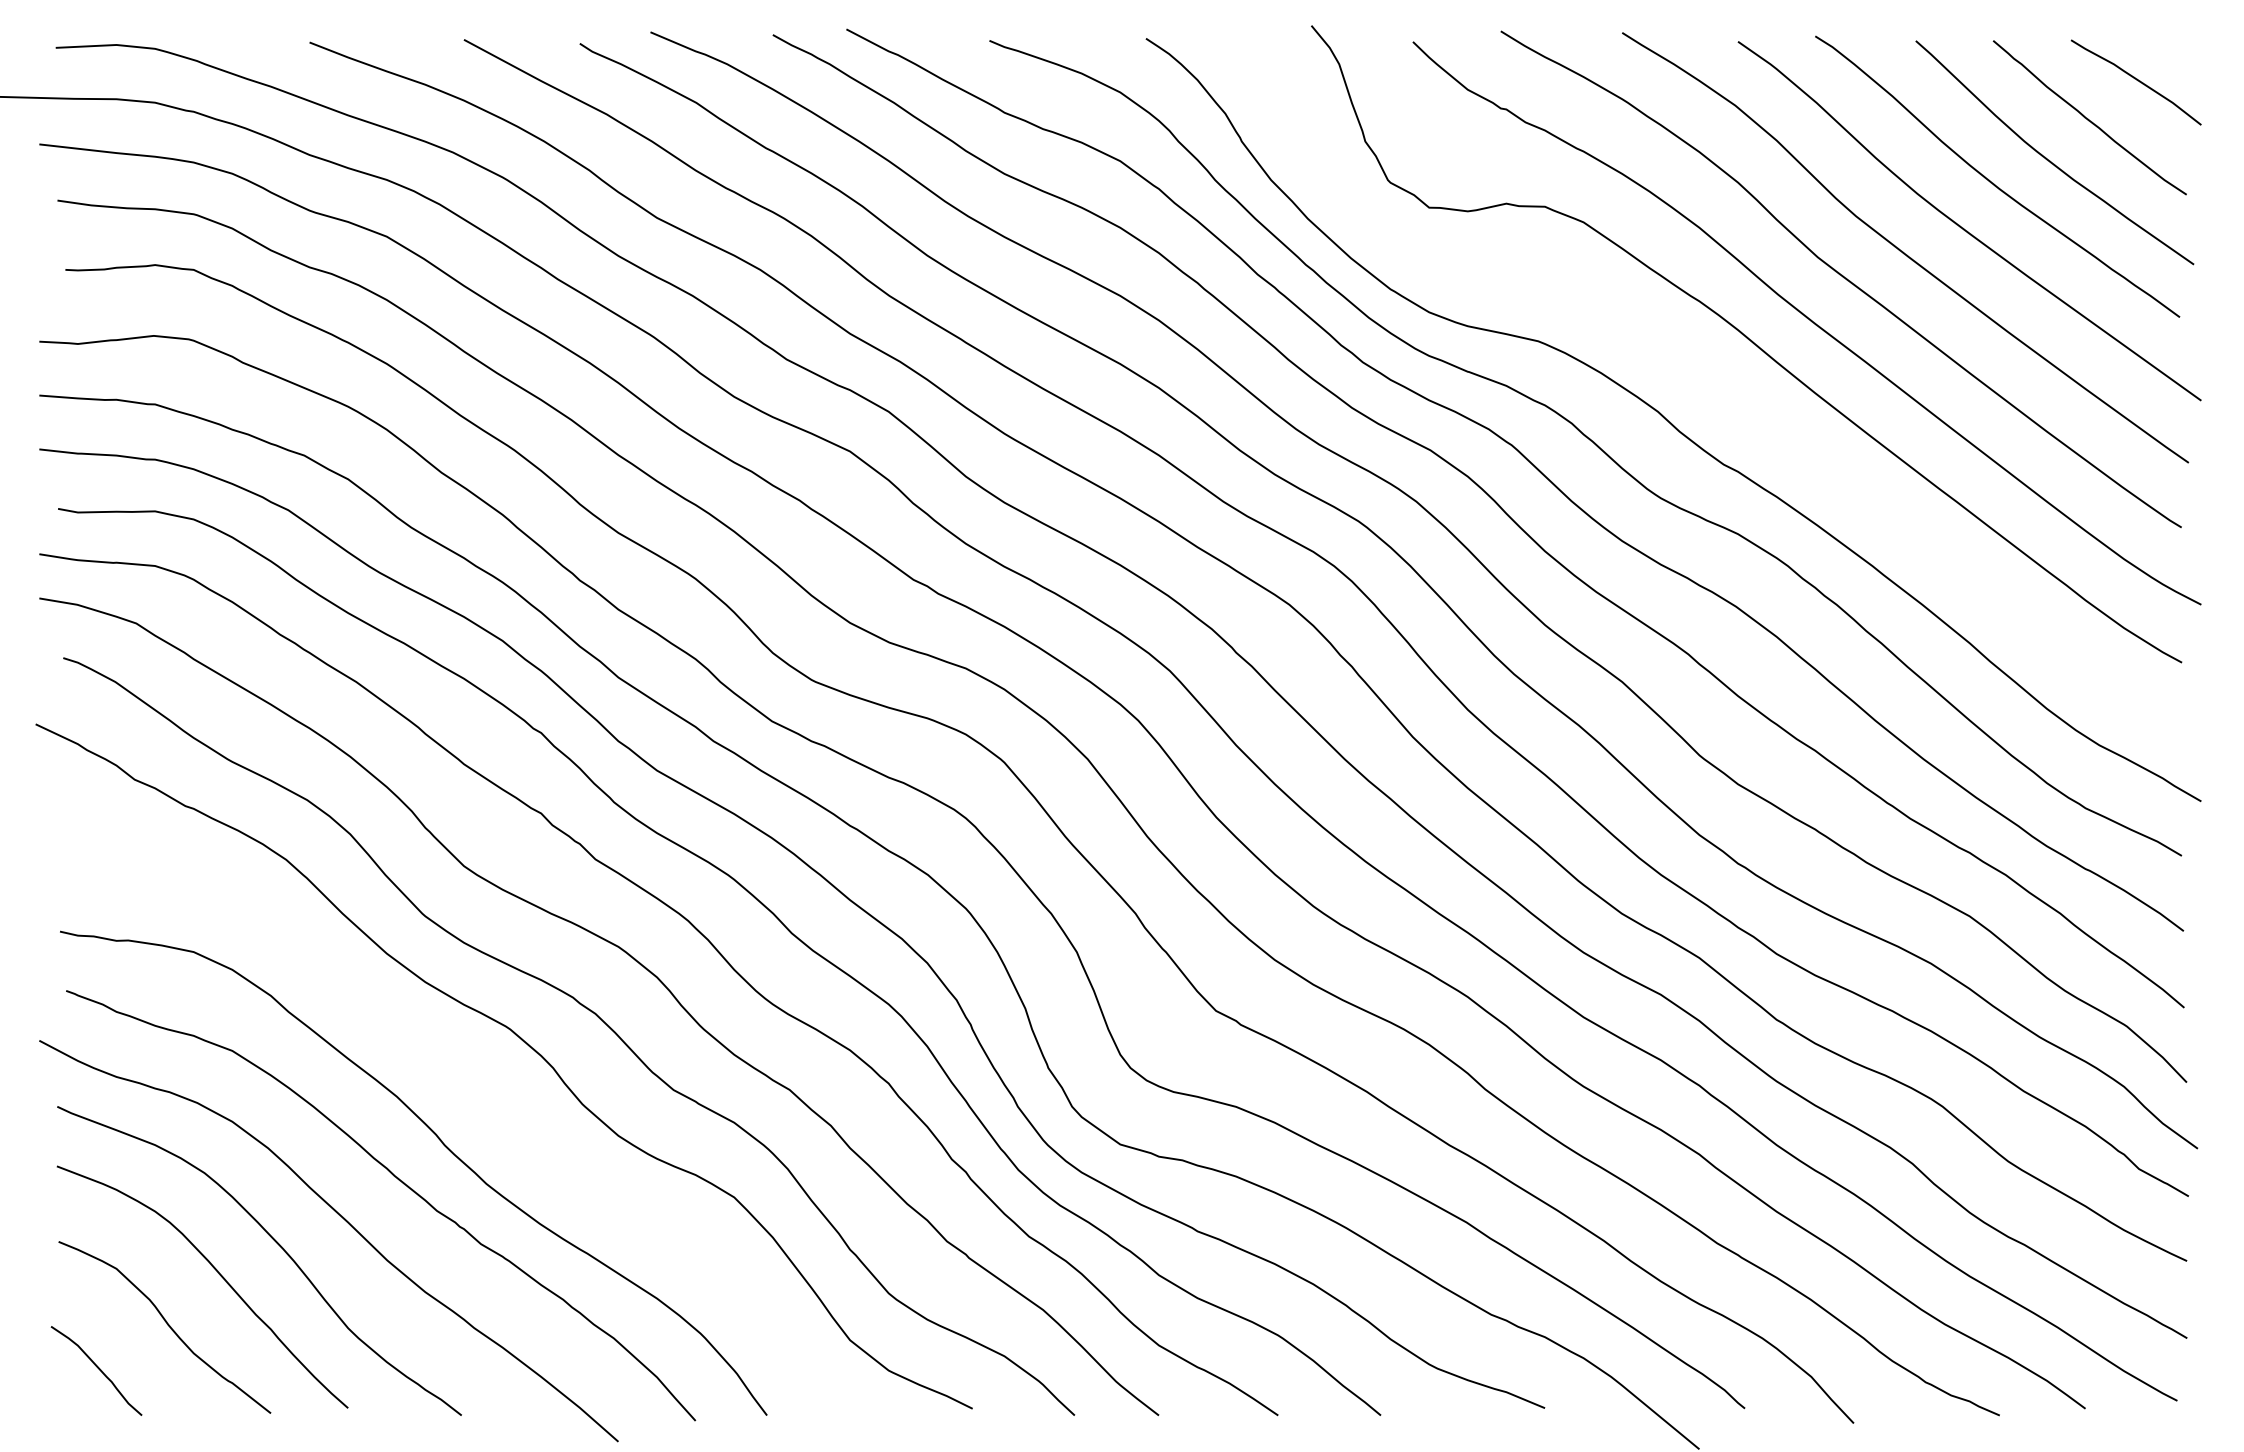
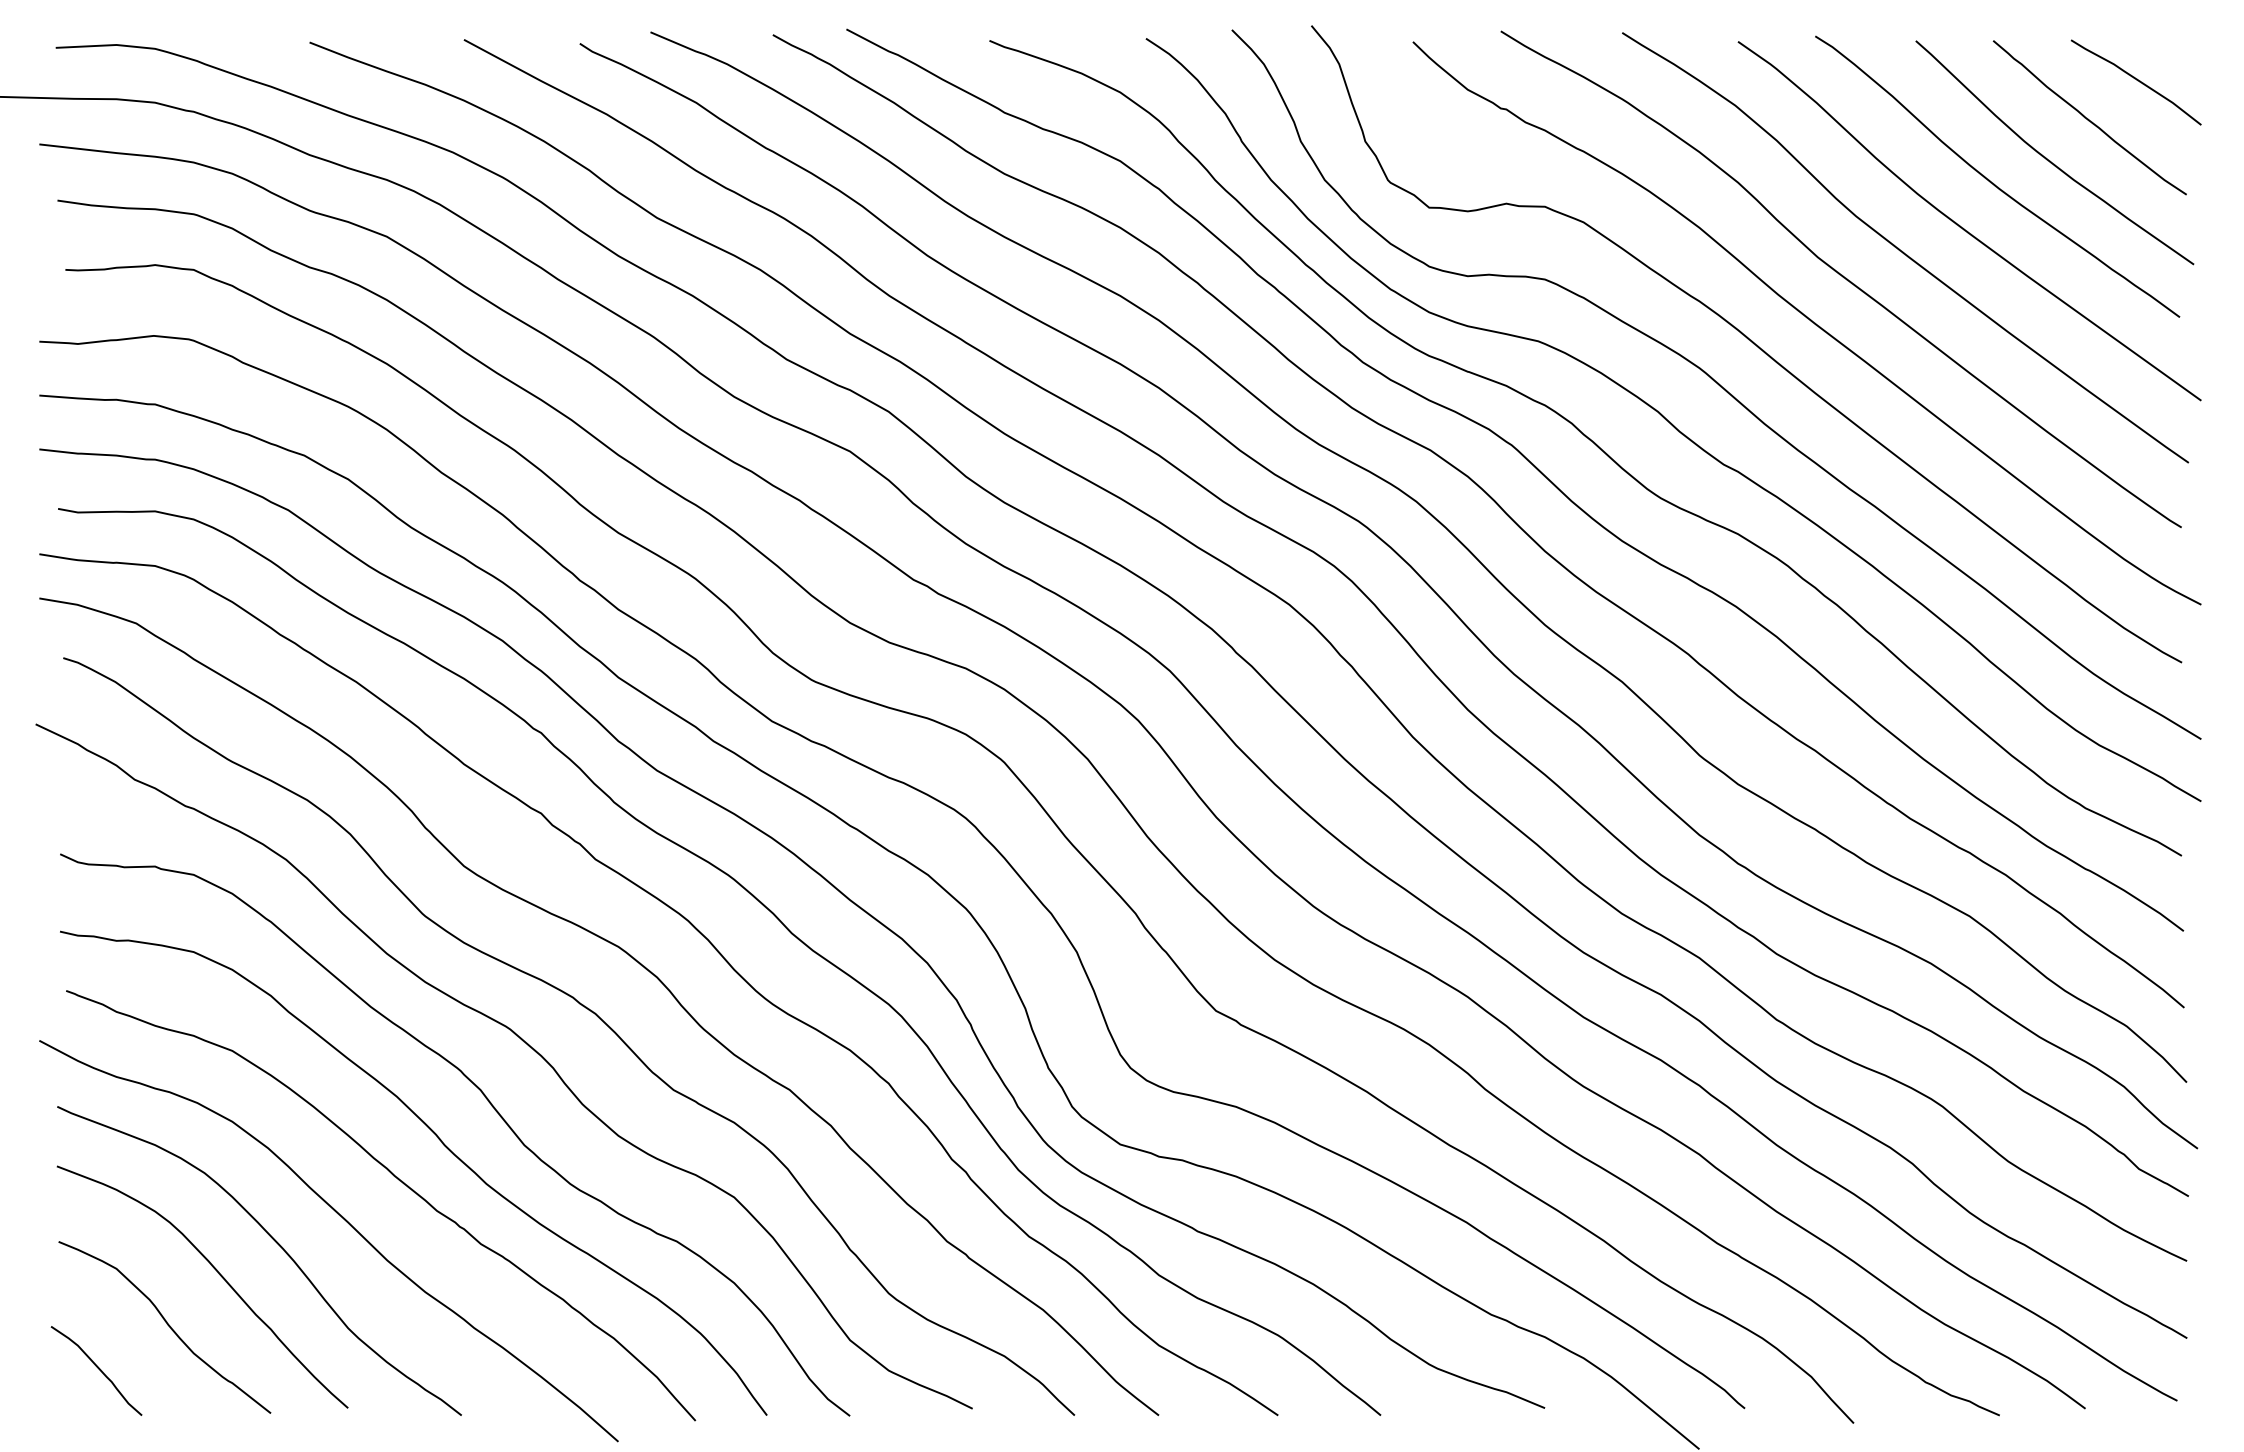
curve: none -> present (1716, 383)
curve: none -> present (491, 1106)
